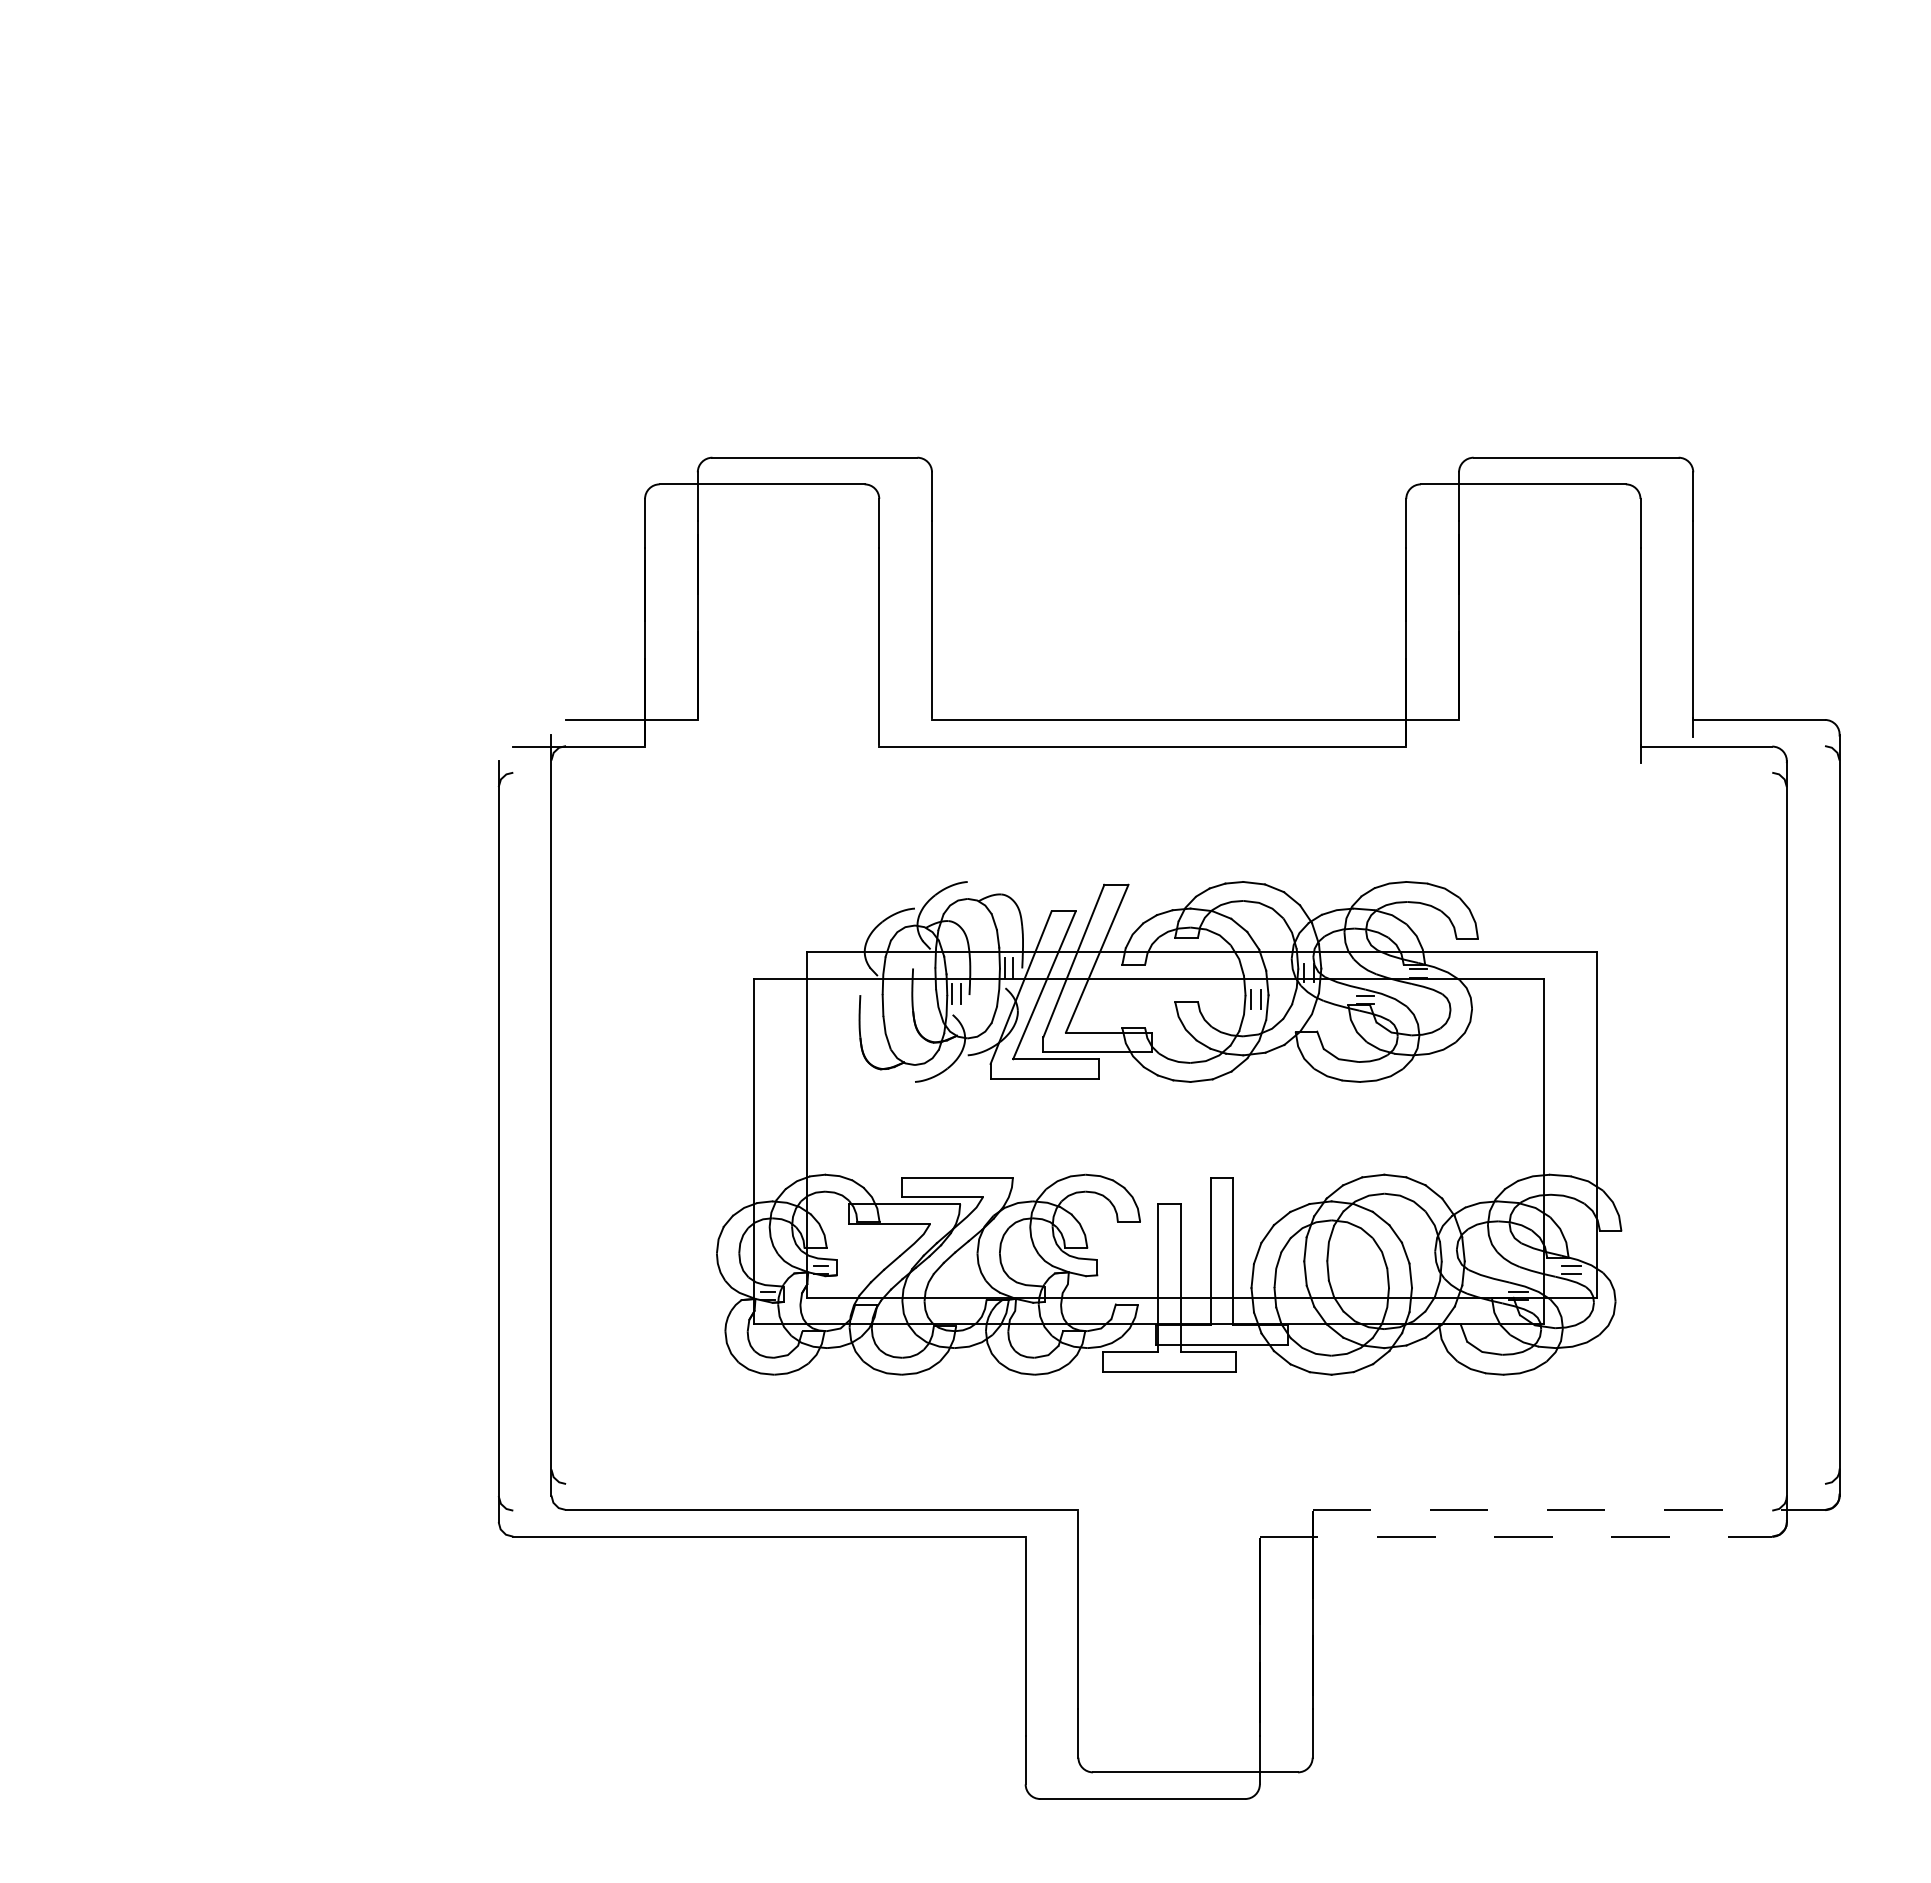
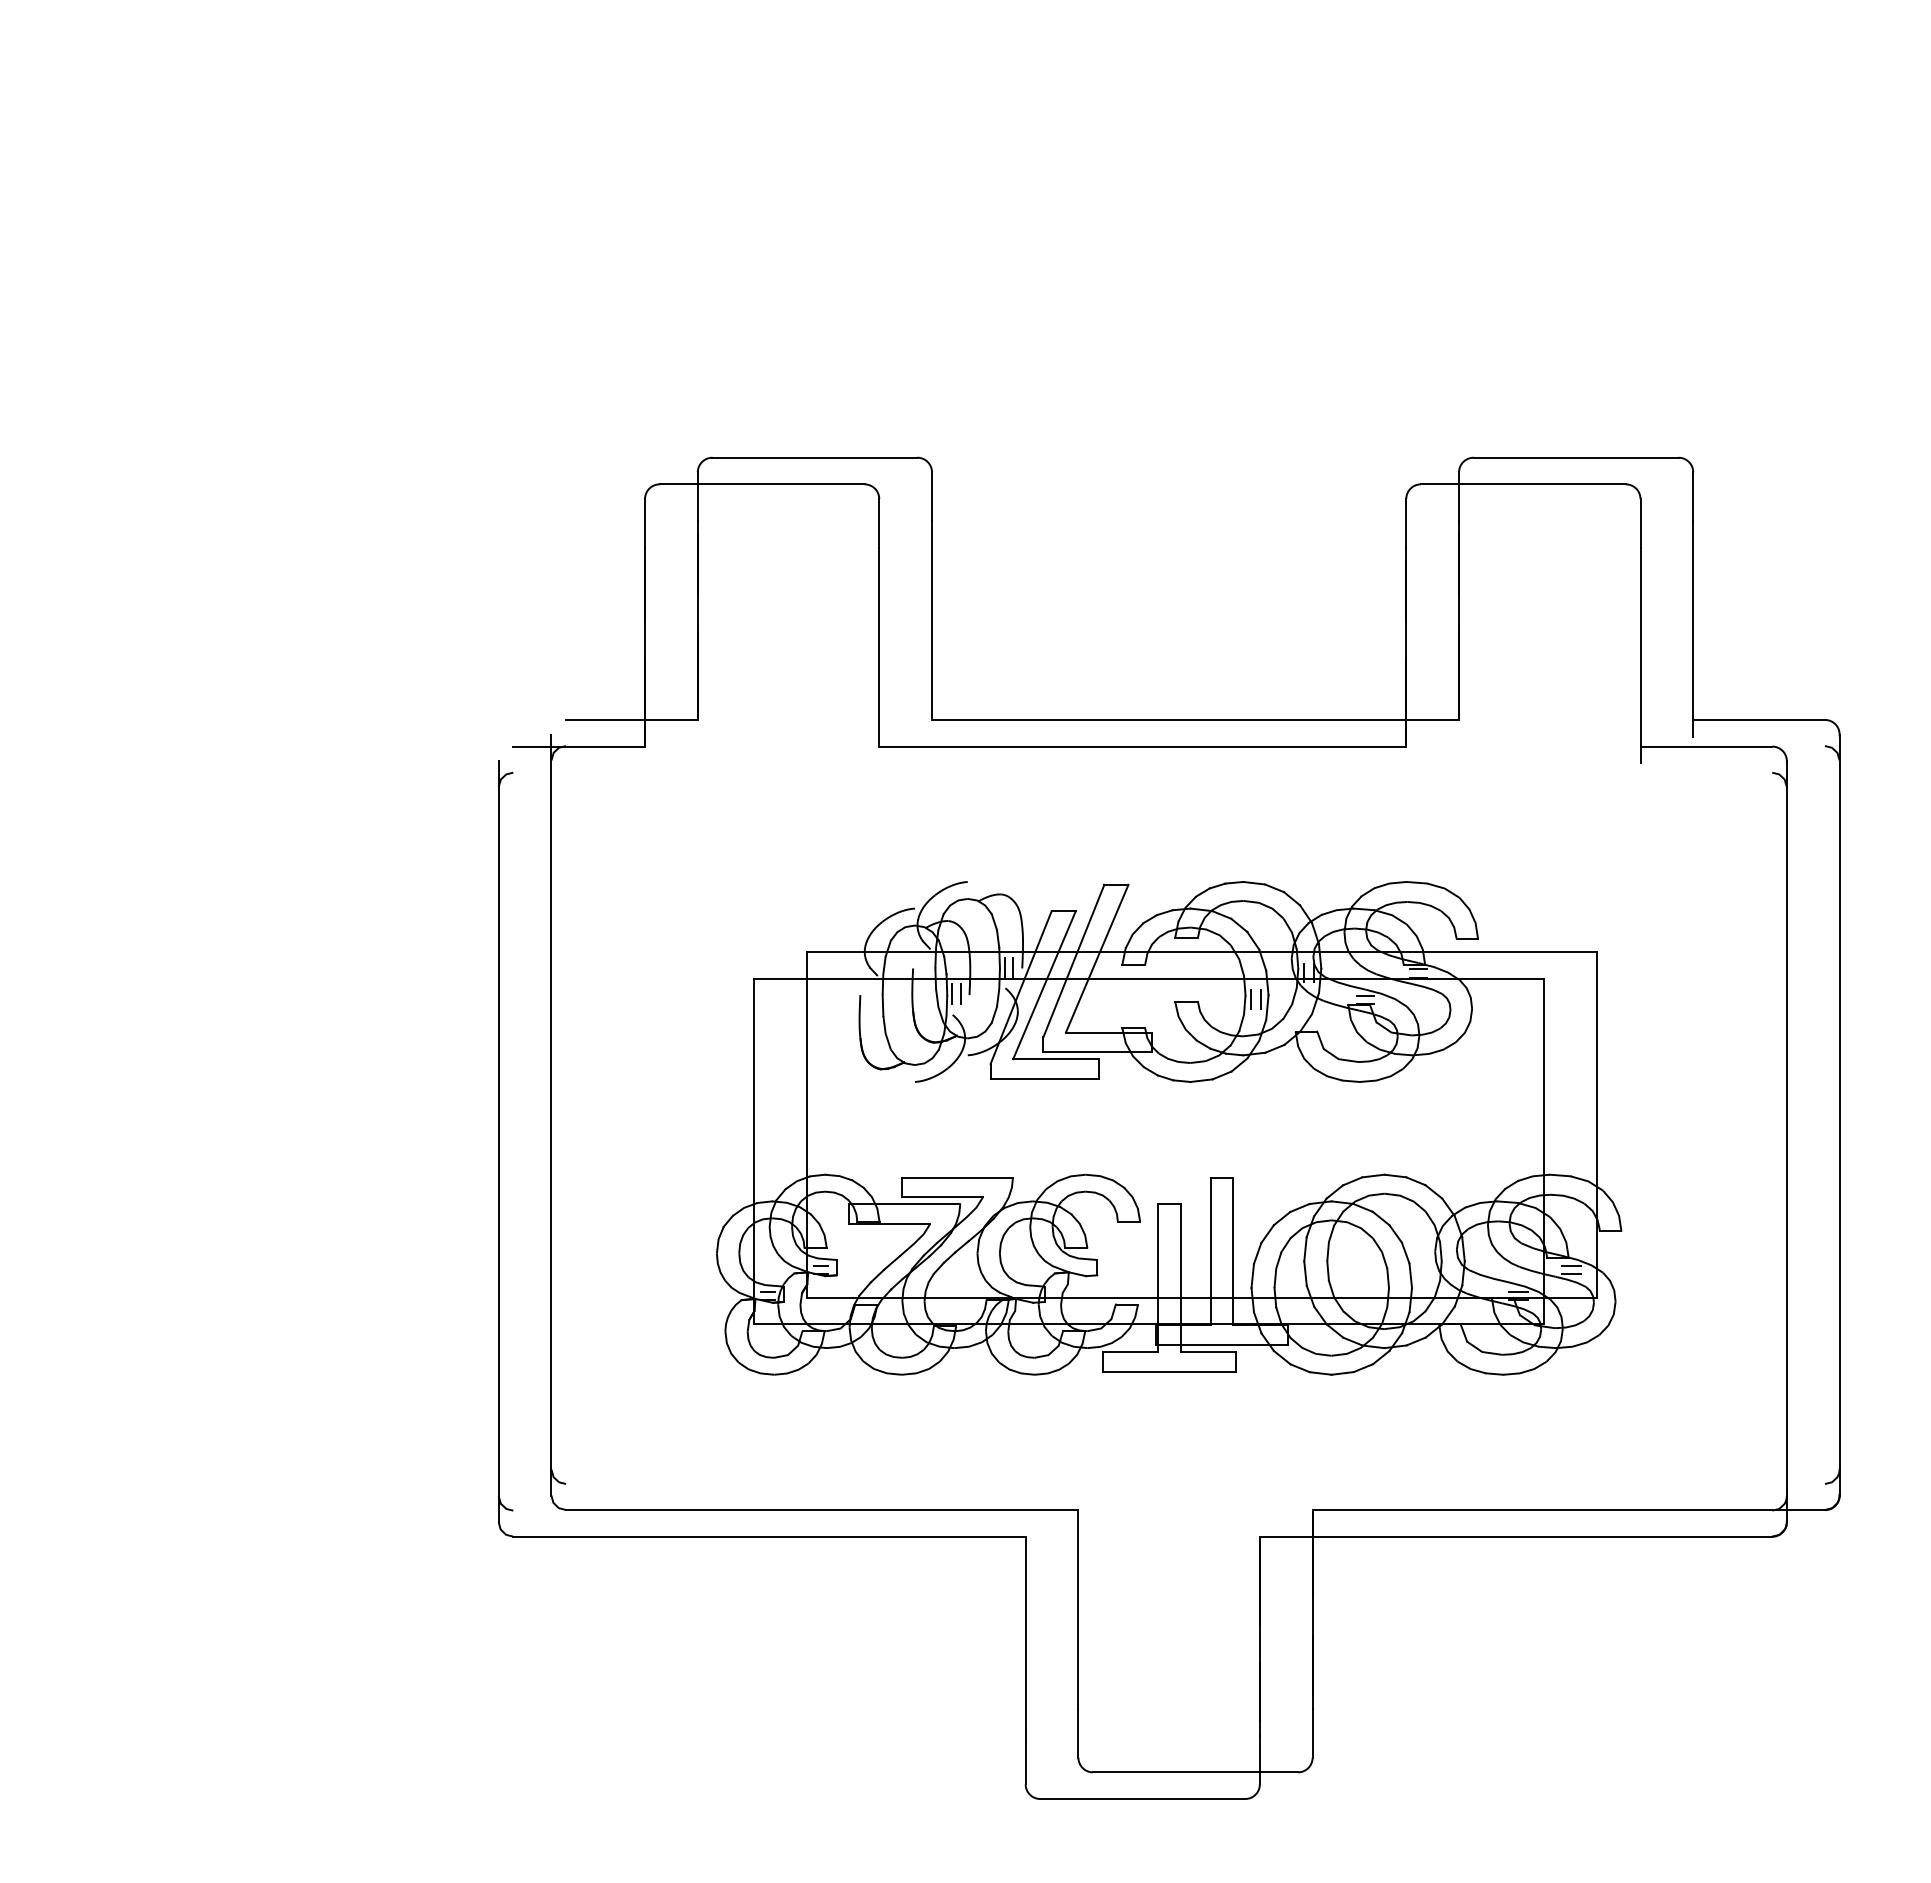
line: dashed -> solid (1569, 1510)
line: dashed -> solid (1516, 1536)
